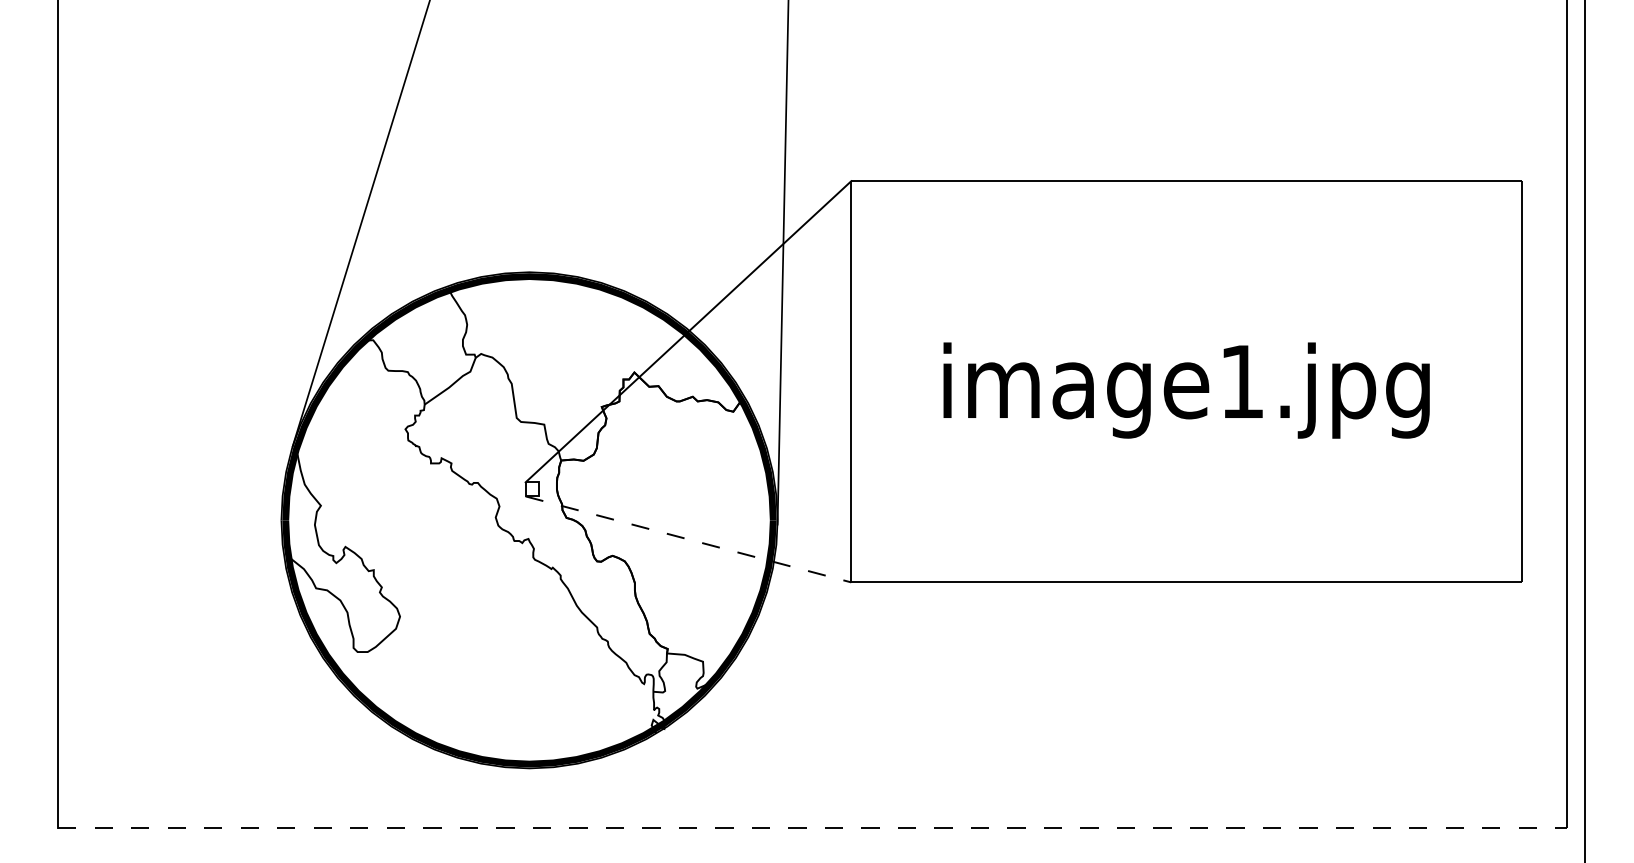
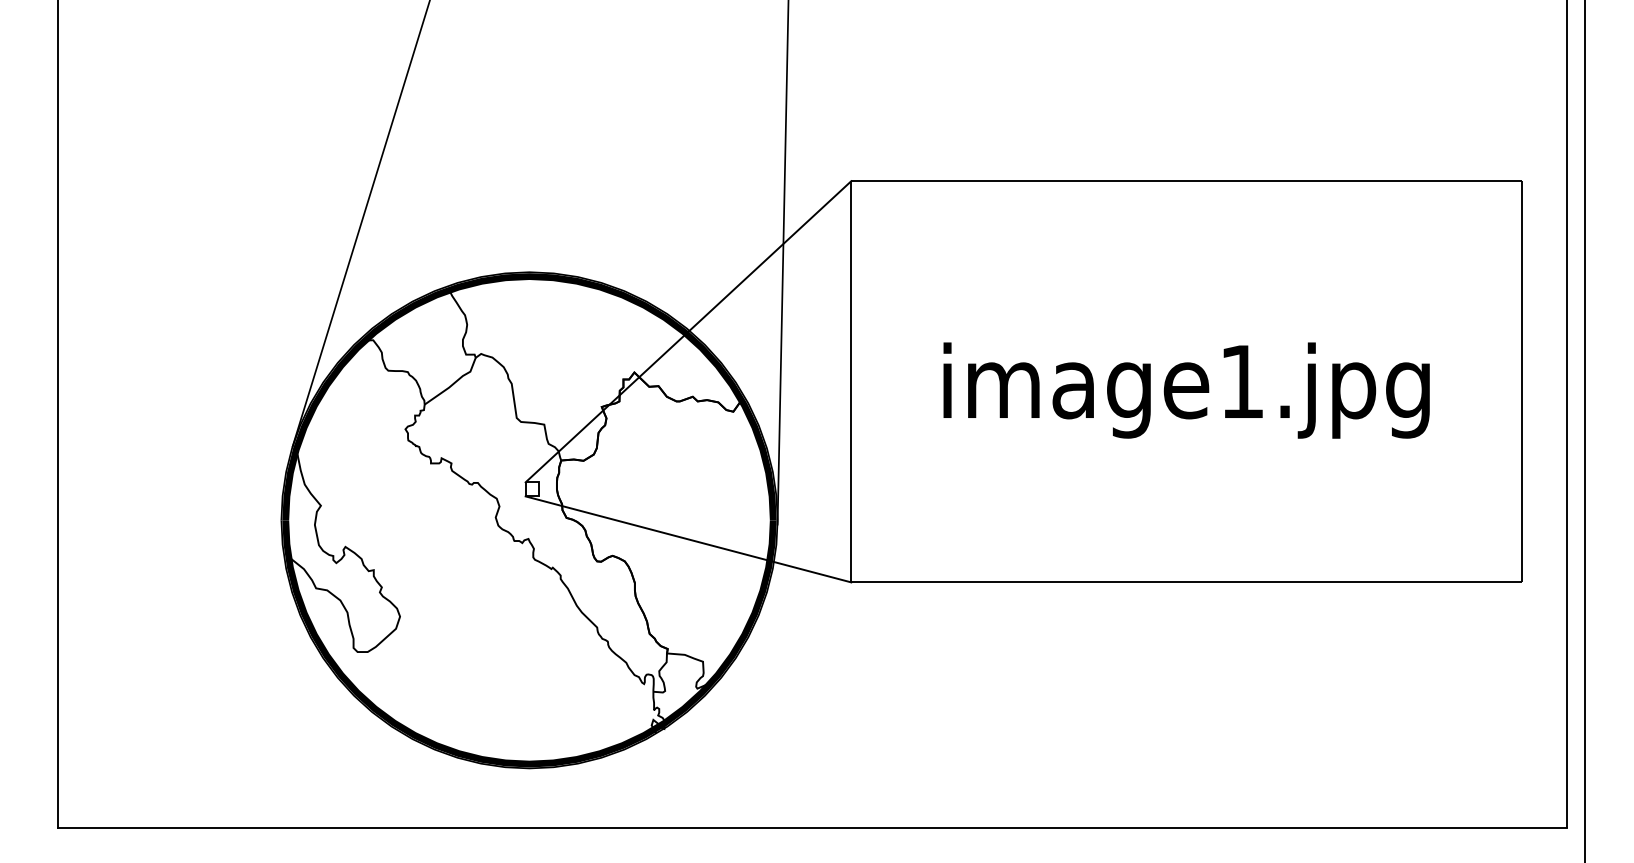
line: dashed -> solid (688, 539)
line: dashed -> solid (812, 827)
